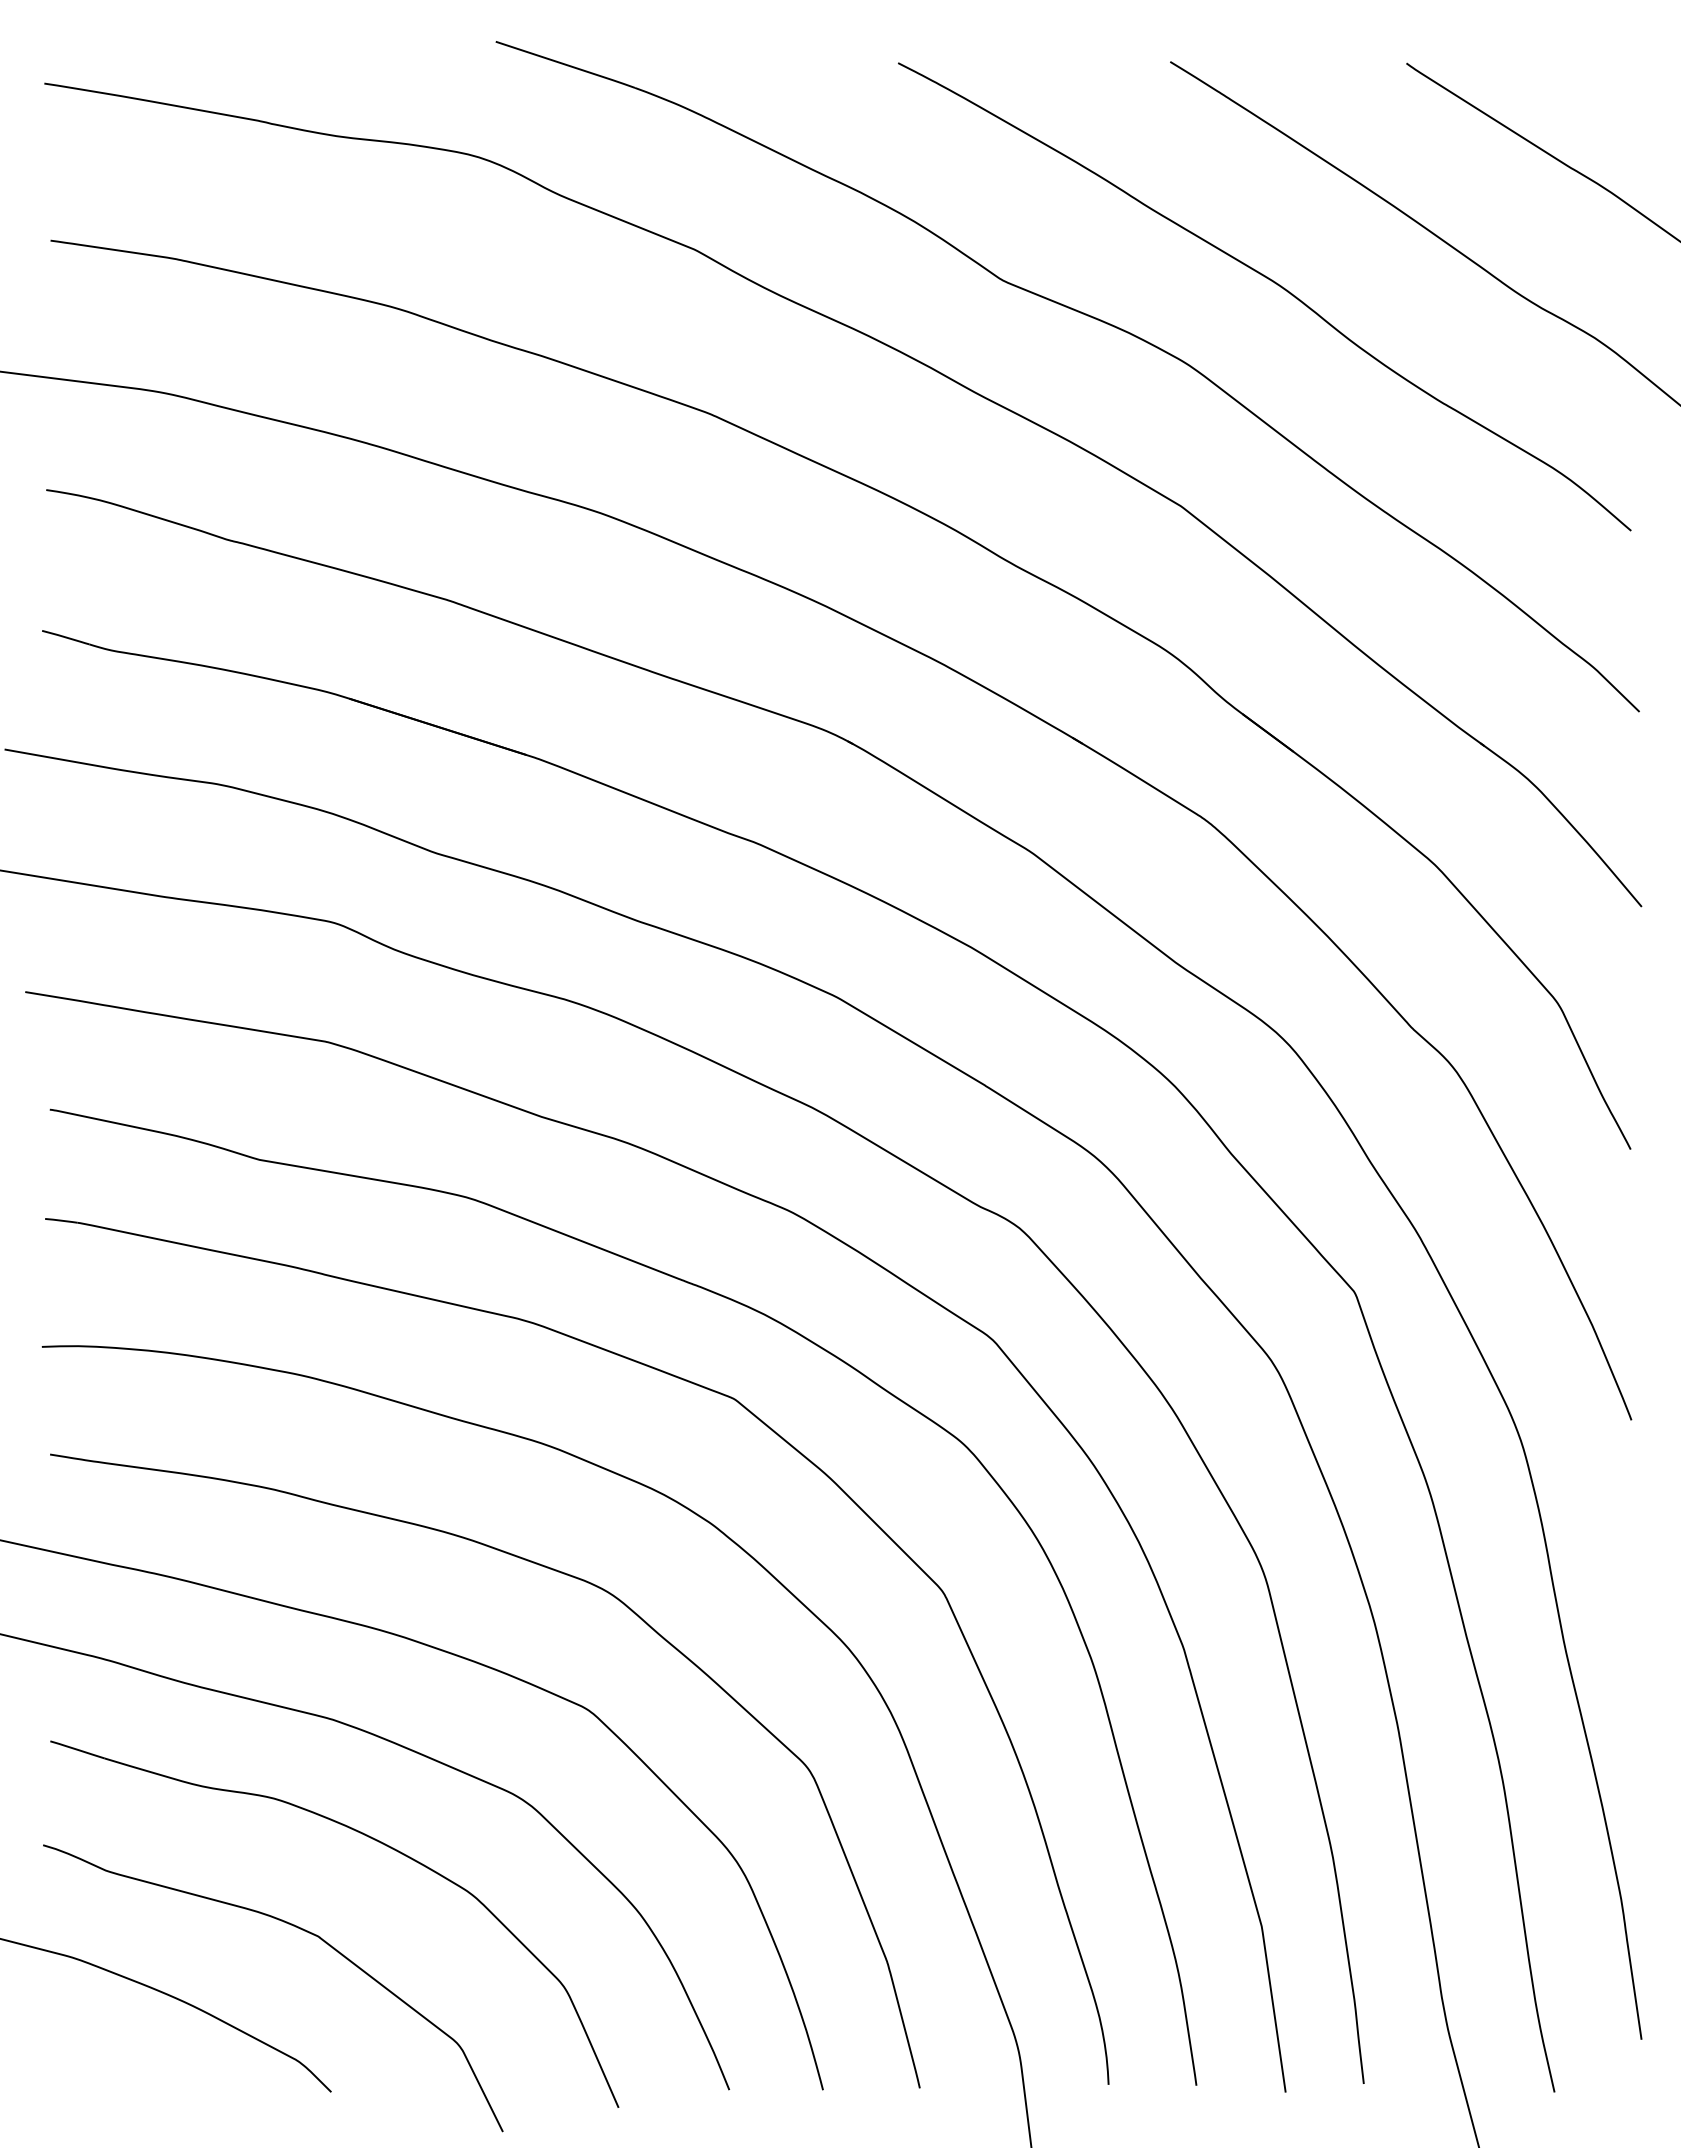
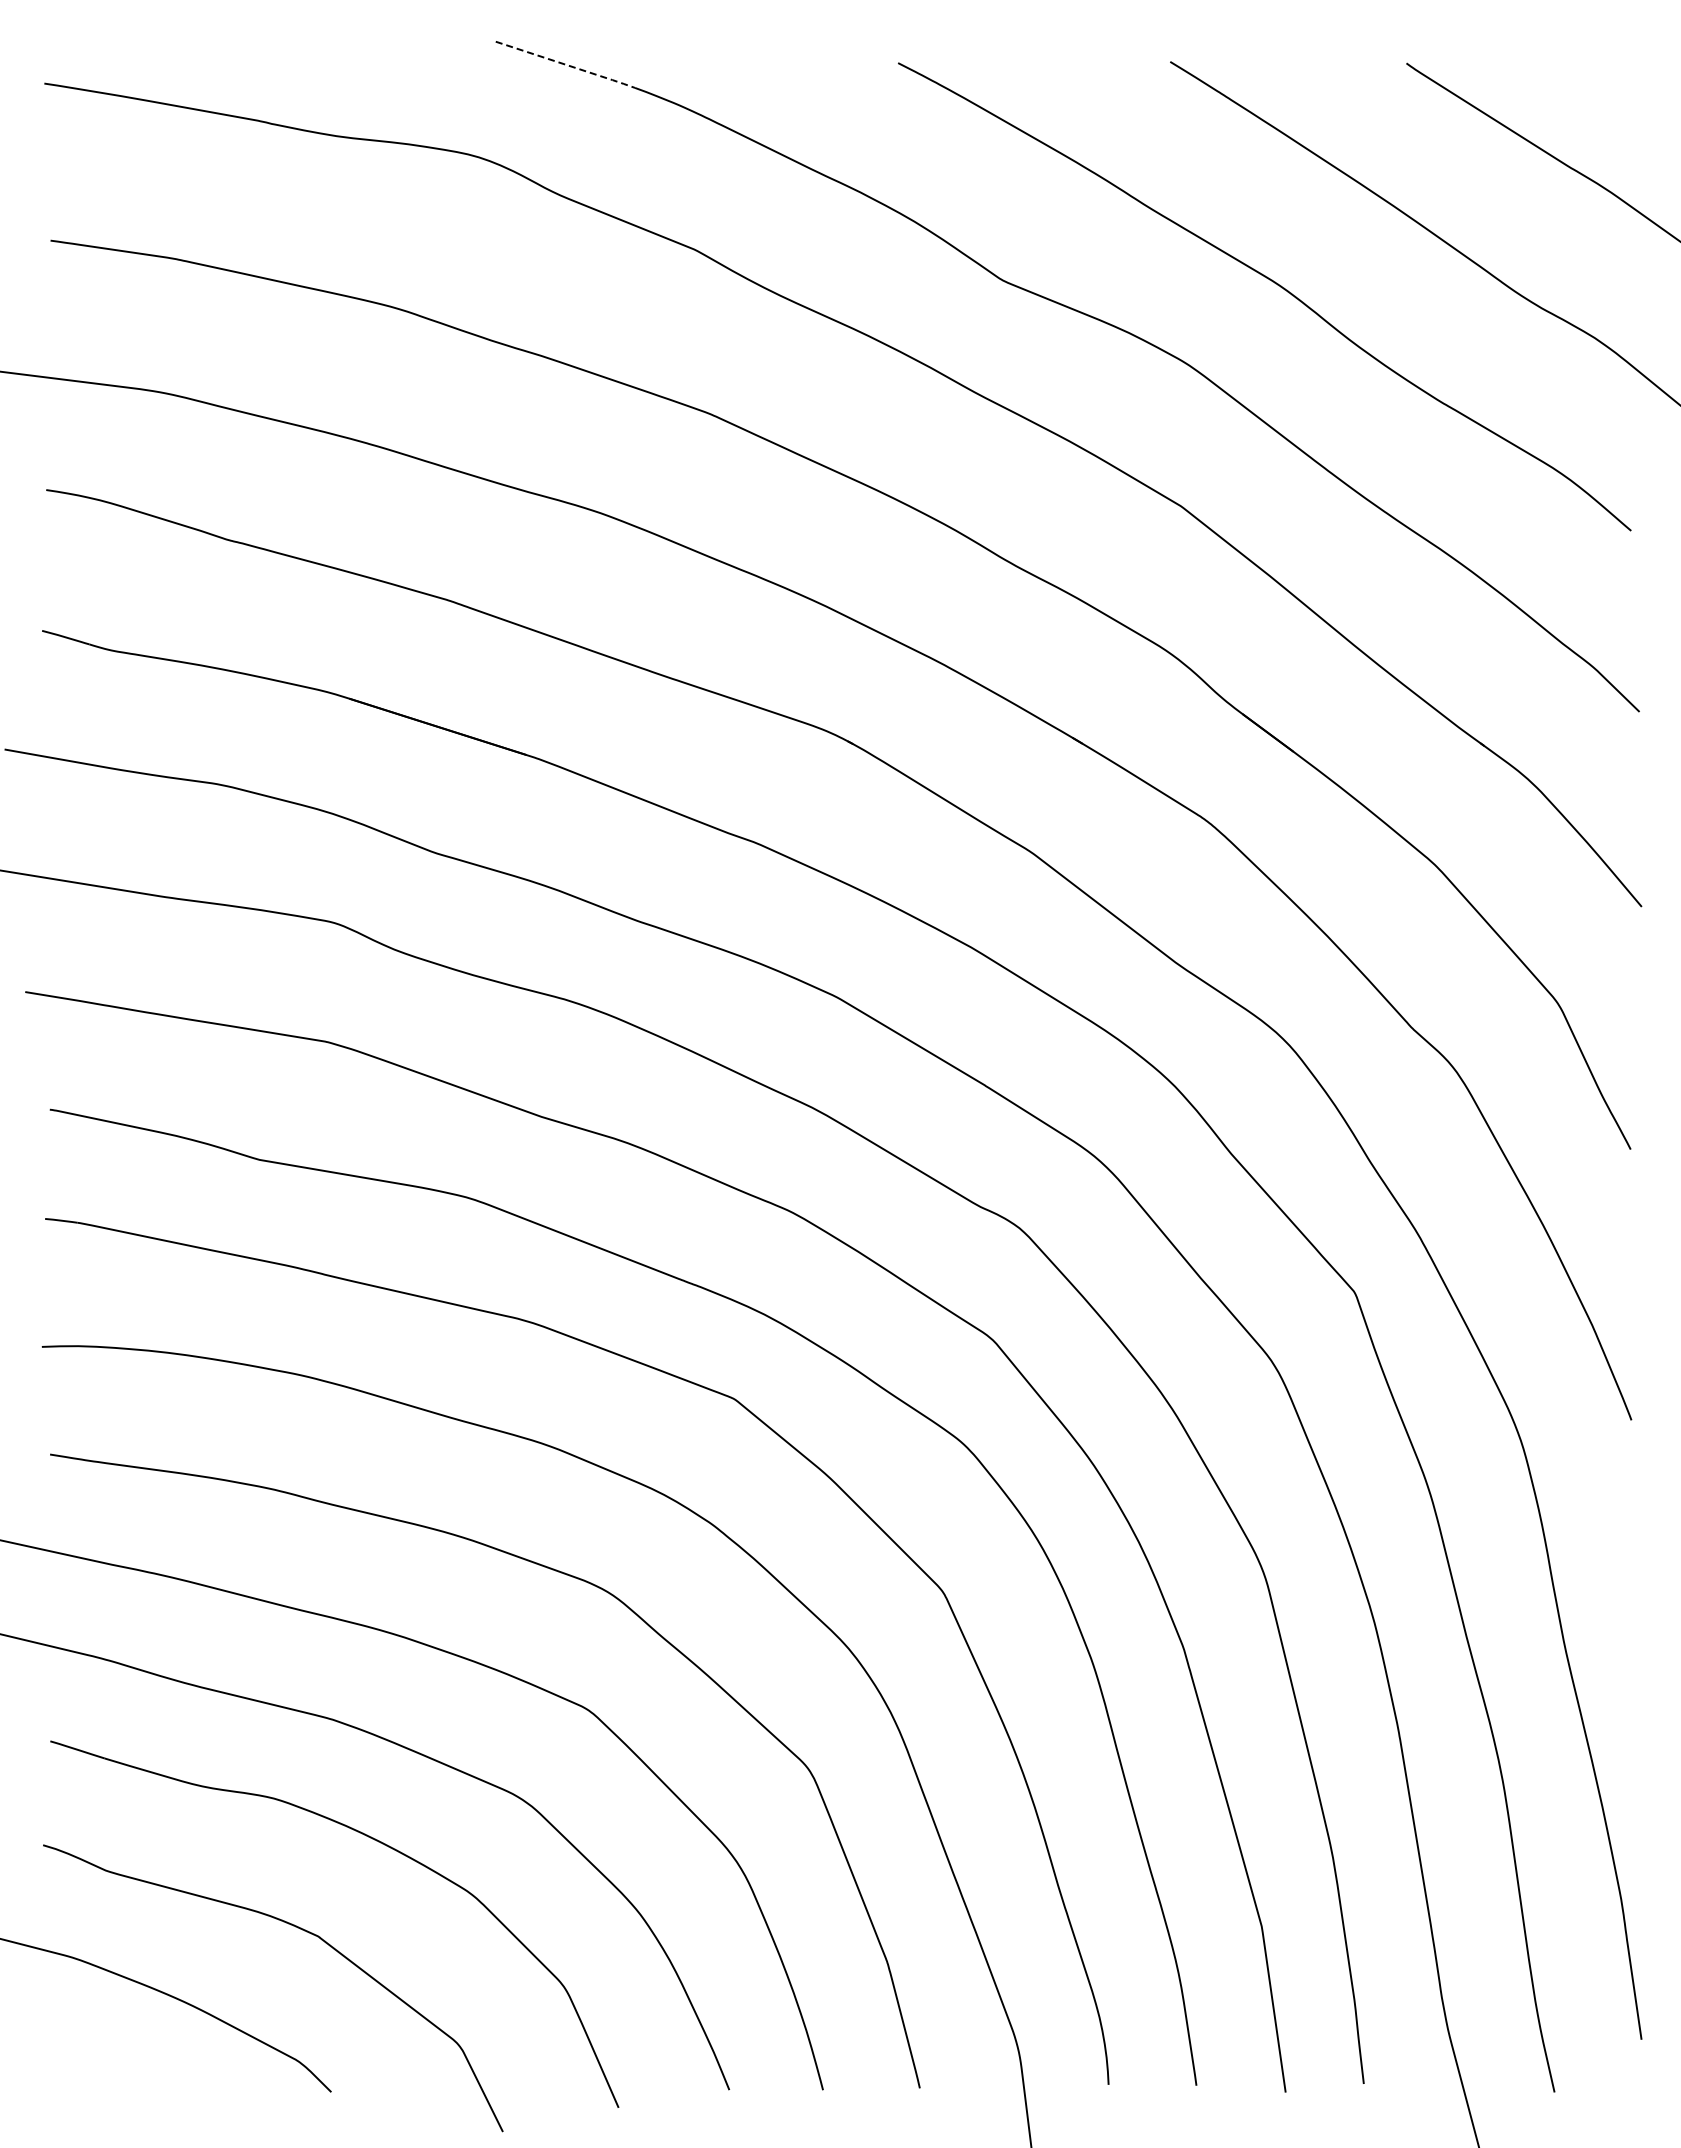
line: solid -> dashed (567, 65)
